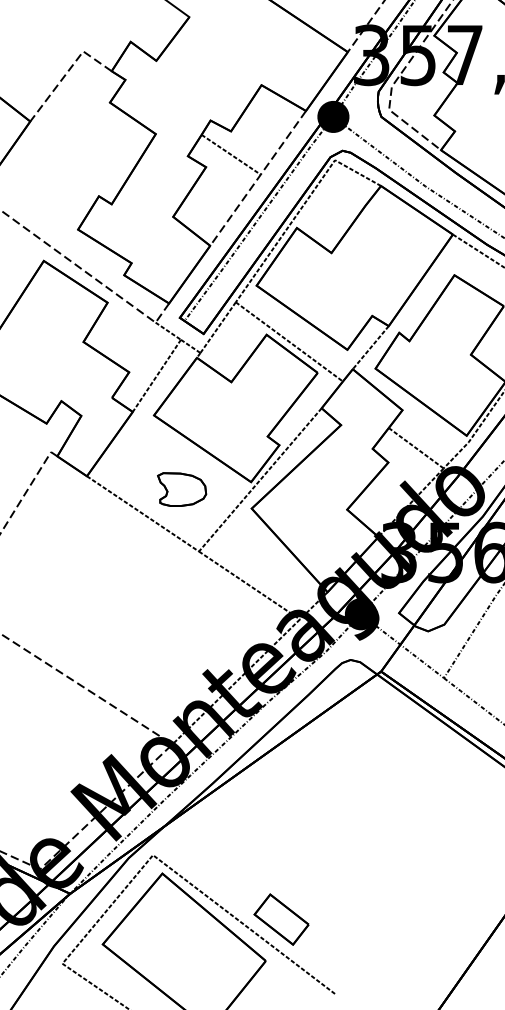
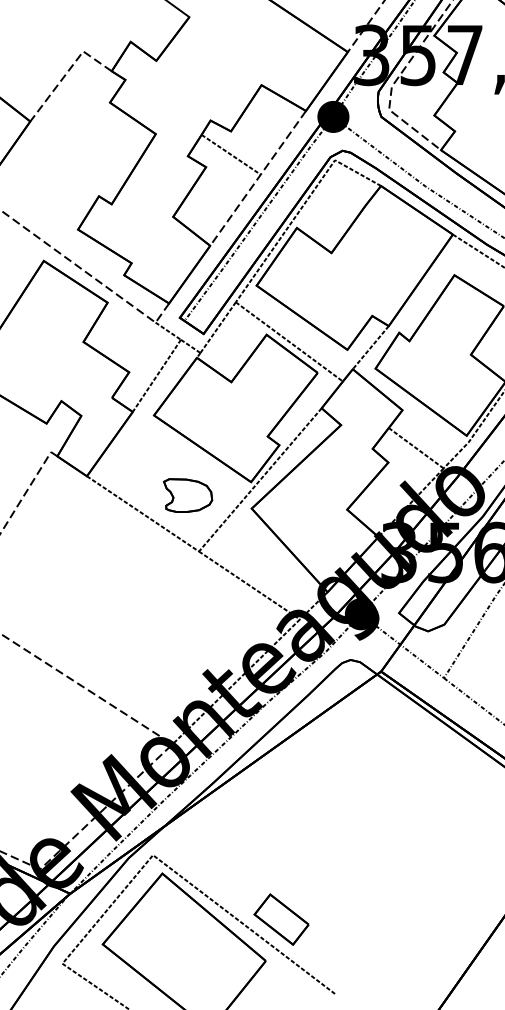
part position: (182, 489) -> (188, 495) (188, 495)
